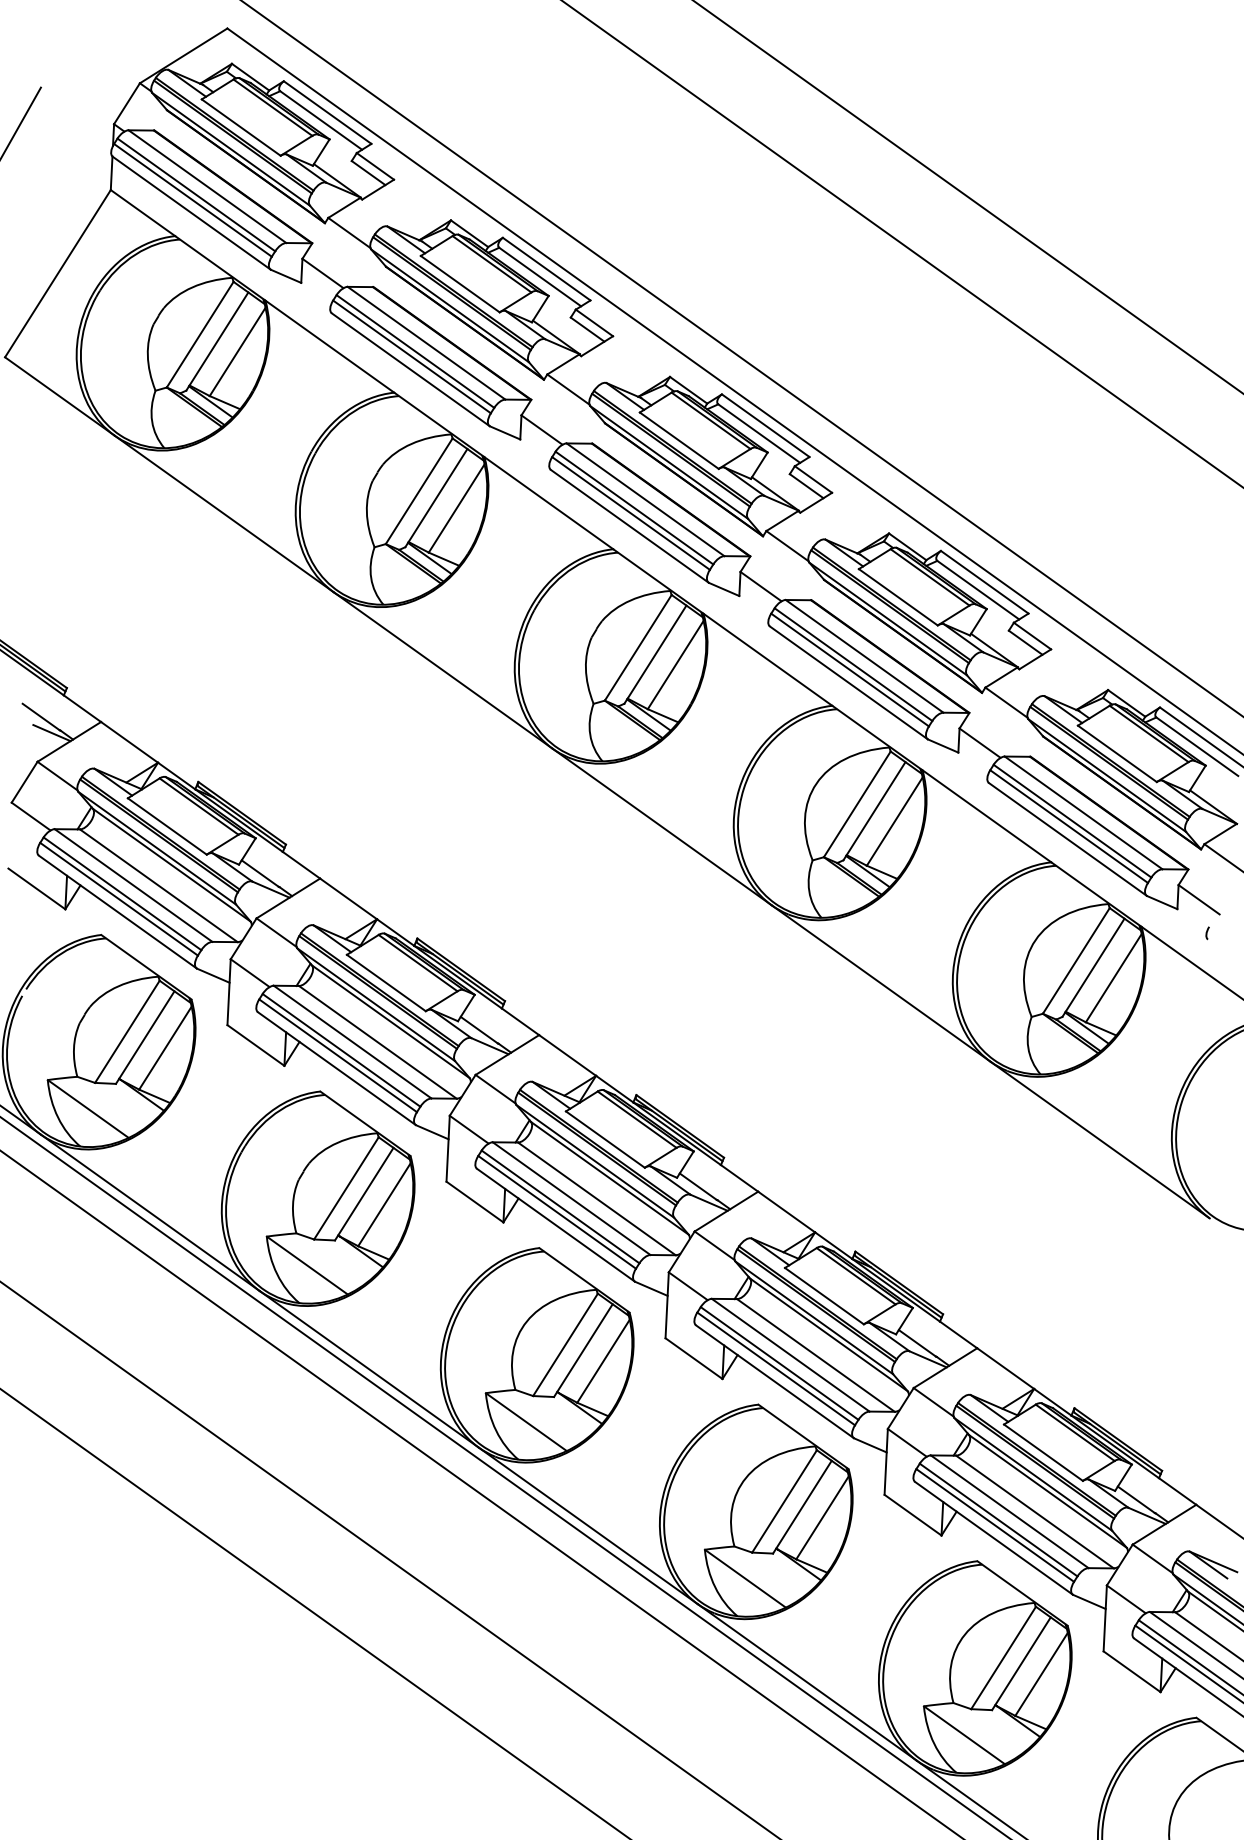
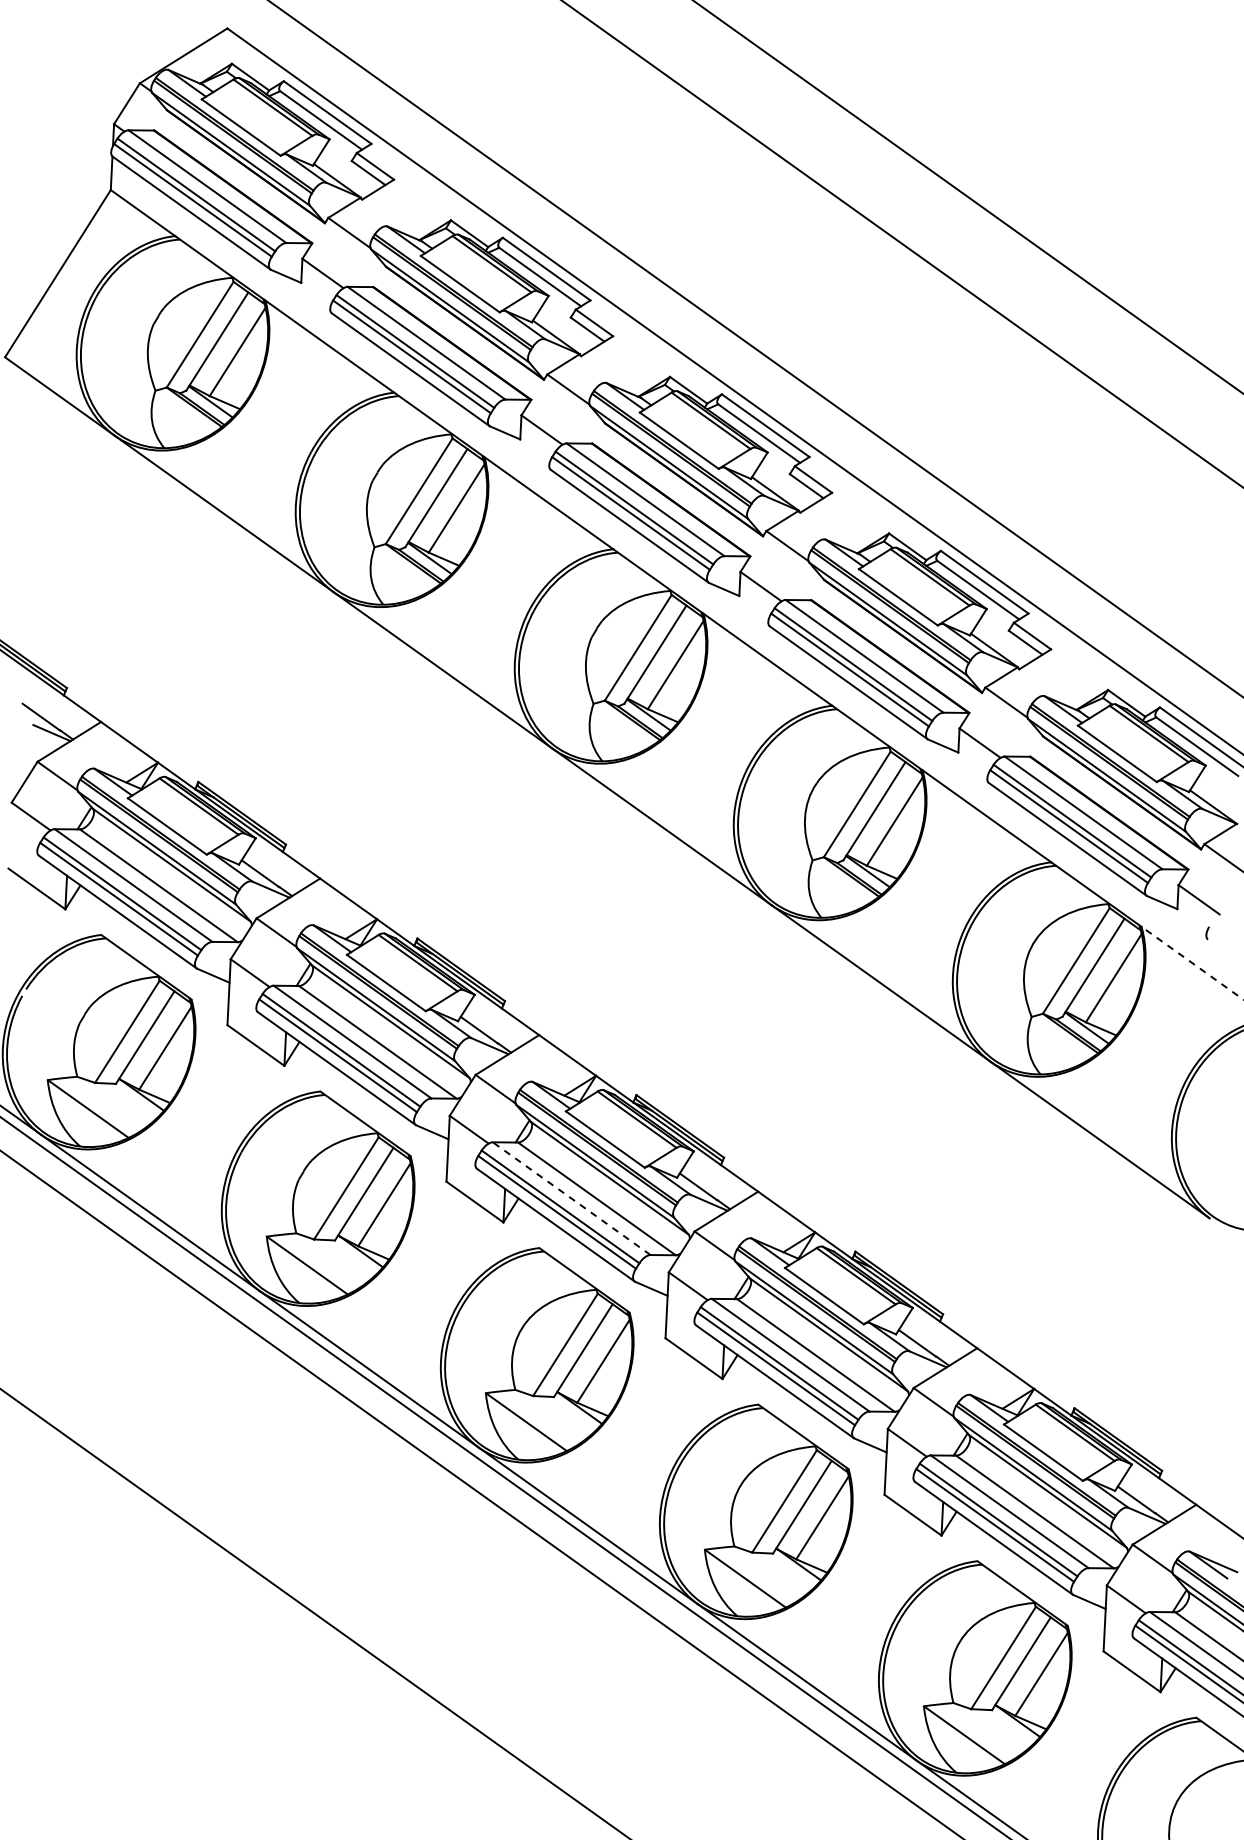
line: present -> none (21, 121)
line position: (741, 358) -> (755, 348) (755, 348)
line: solid -> dashed (1192, 963)
line: solid -> dashed (571, 1198)
line: present -> none (389, 1559)
